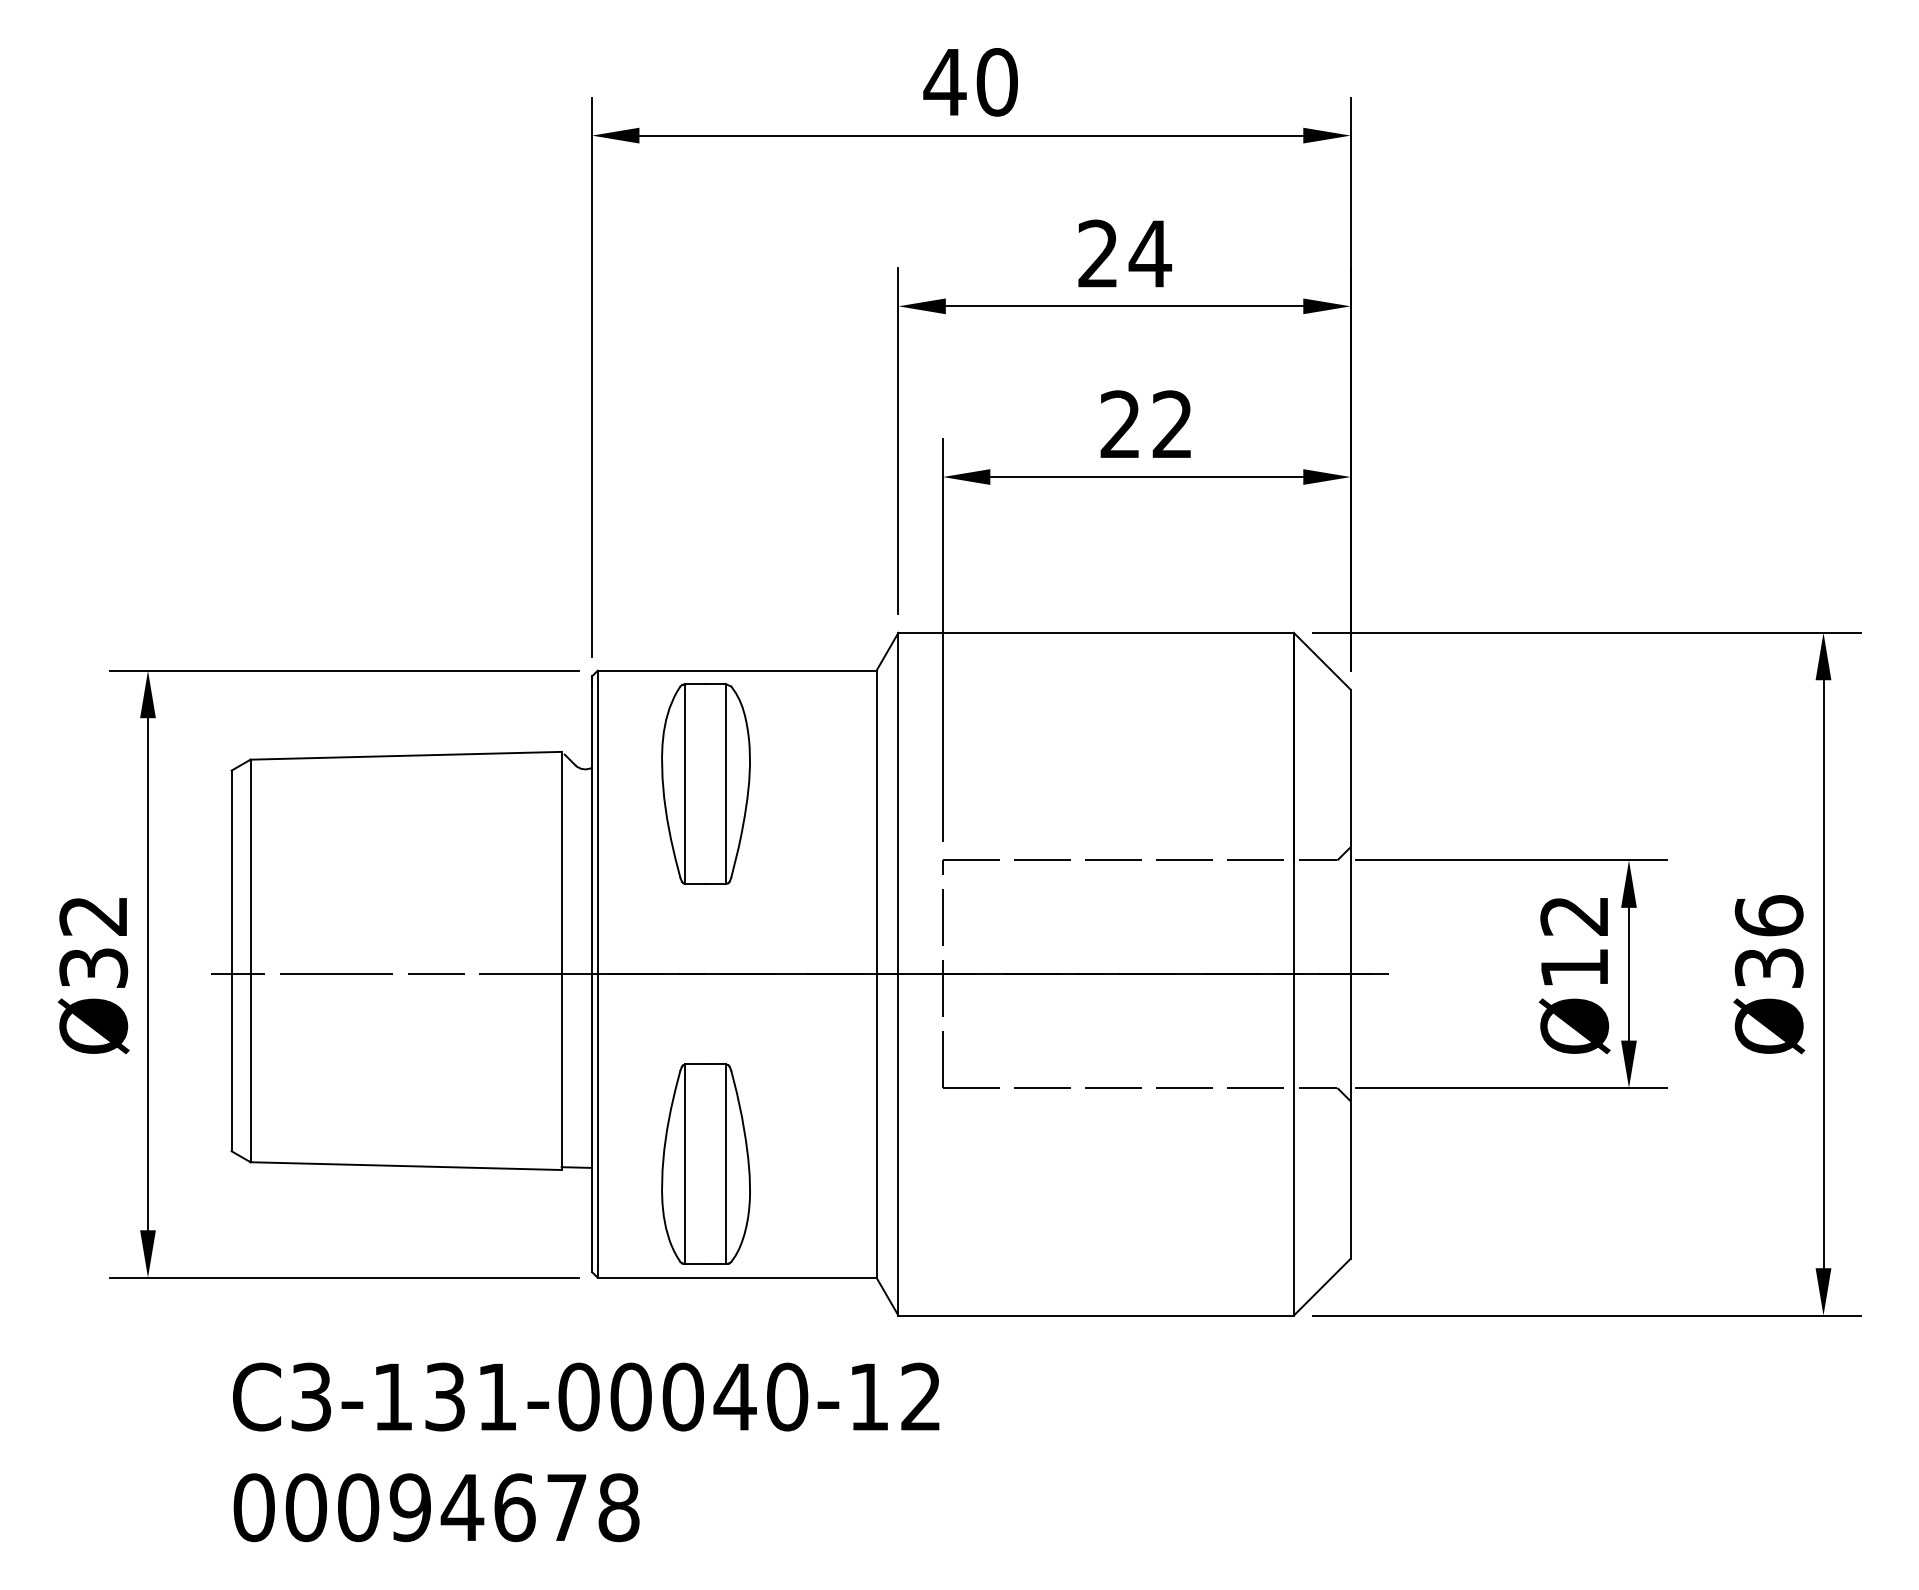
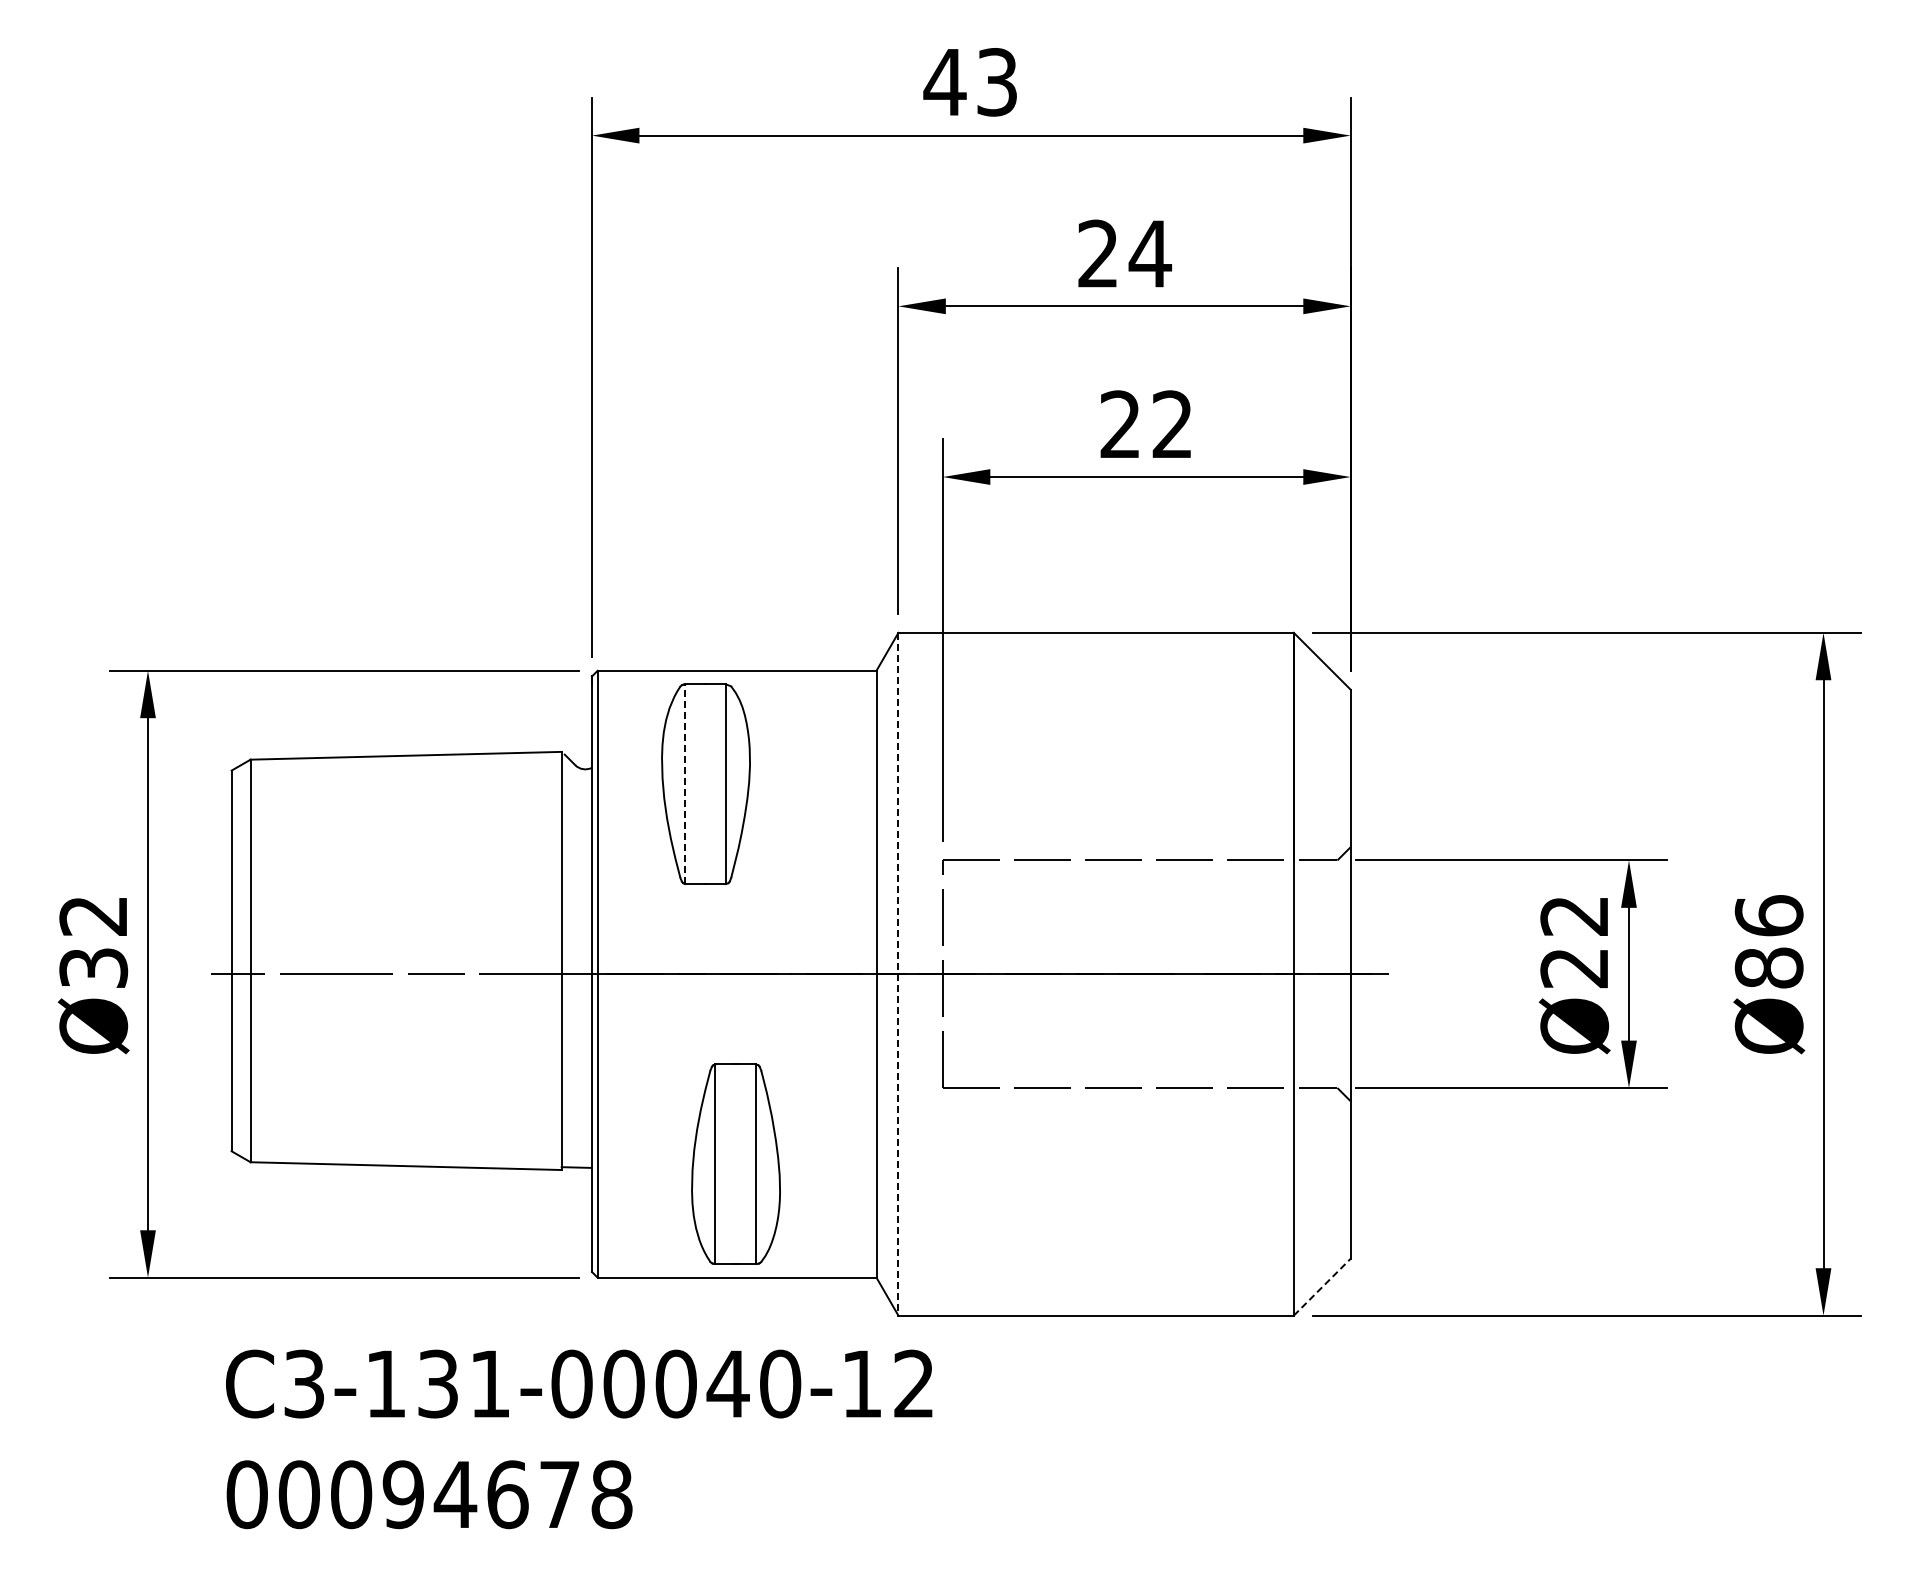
text: 40 -> 43 (996, 82)
line: solid -> dashed (685, 784)
text: Ø36 -> Ø86 (1768, 967)
text: Ø12 -> Ø22 (1573, 968)
line: solid -> dashed (898, 974)
part position: (705, 1163) -> (735, 1163) (735, 1163)
line: solid -> dashed (1322, 1286)
text position: (586, 1452) -> (579, 1439) (579, 1439)
